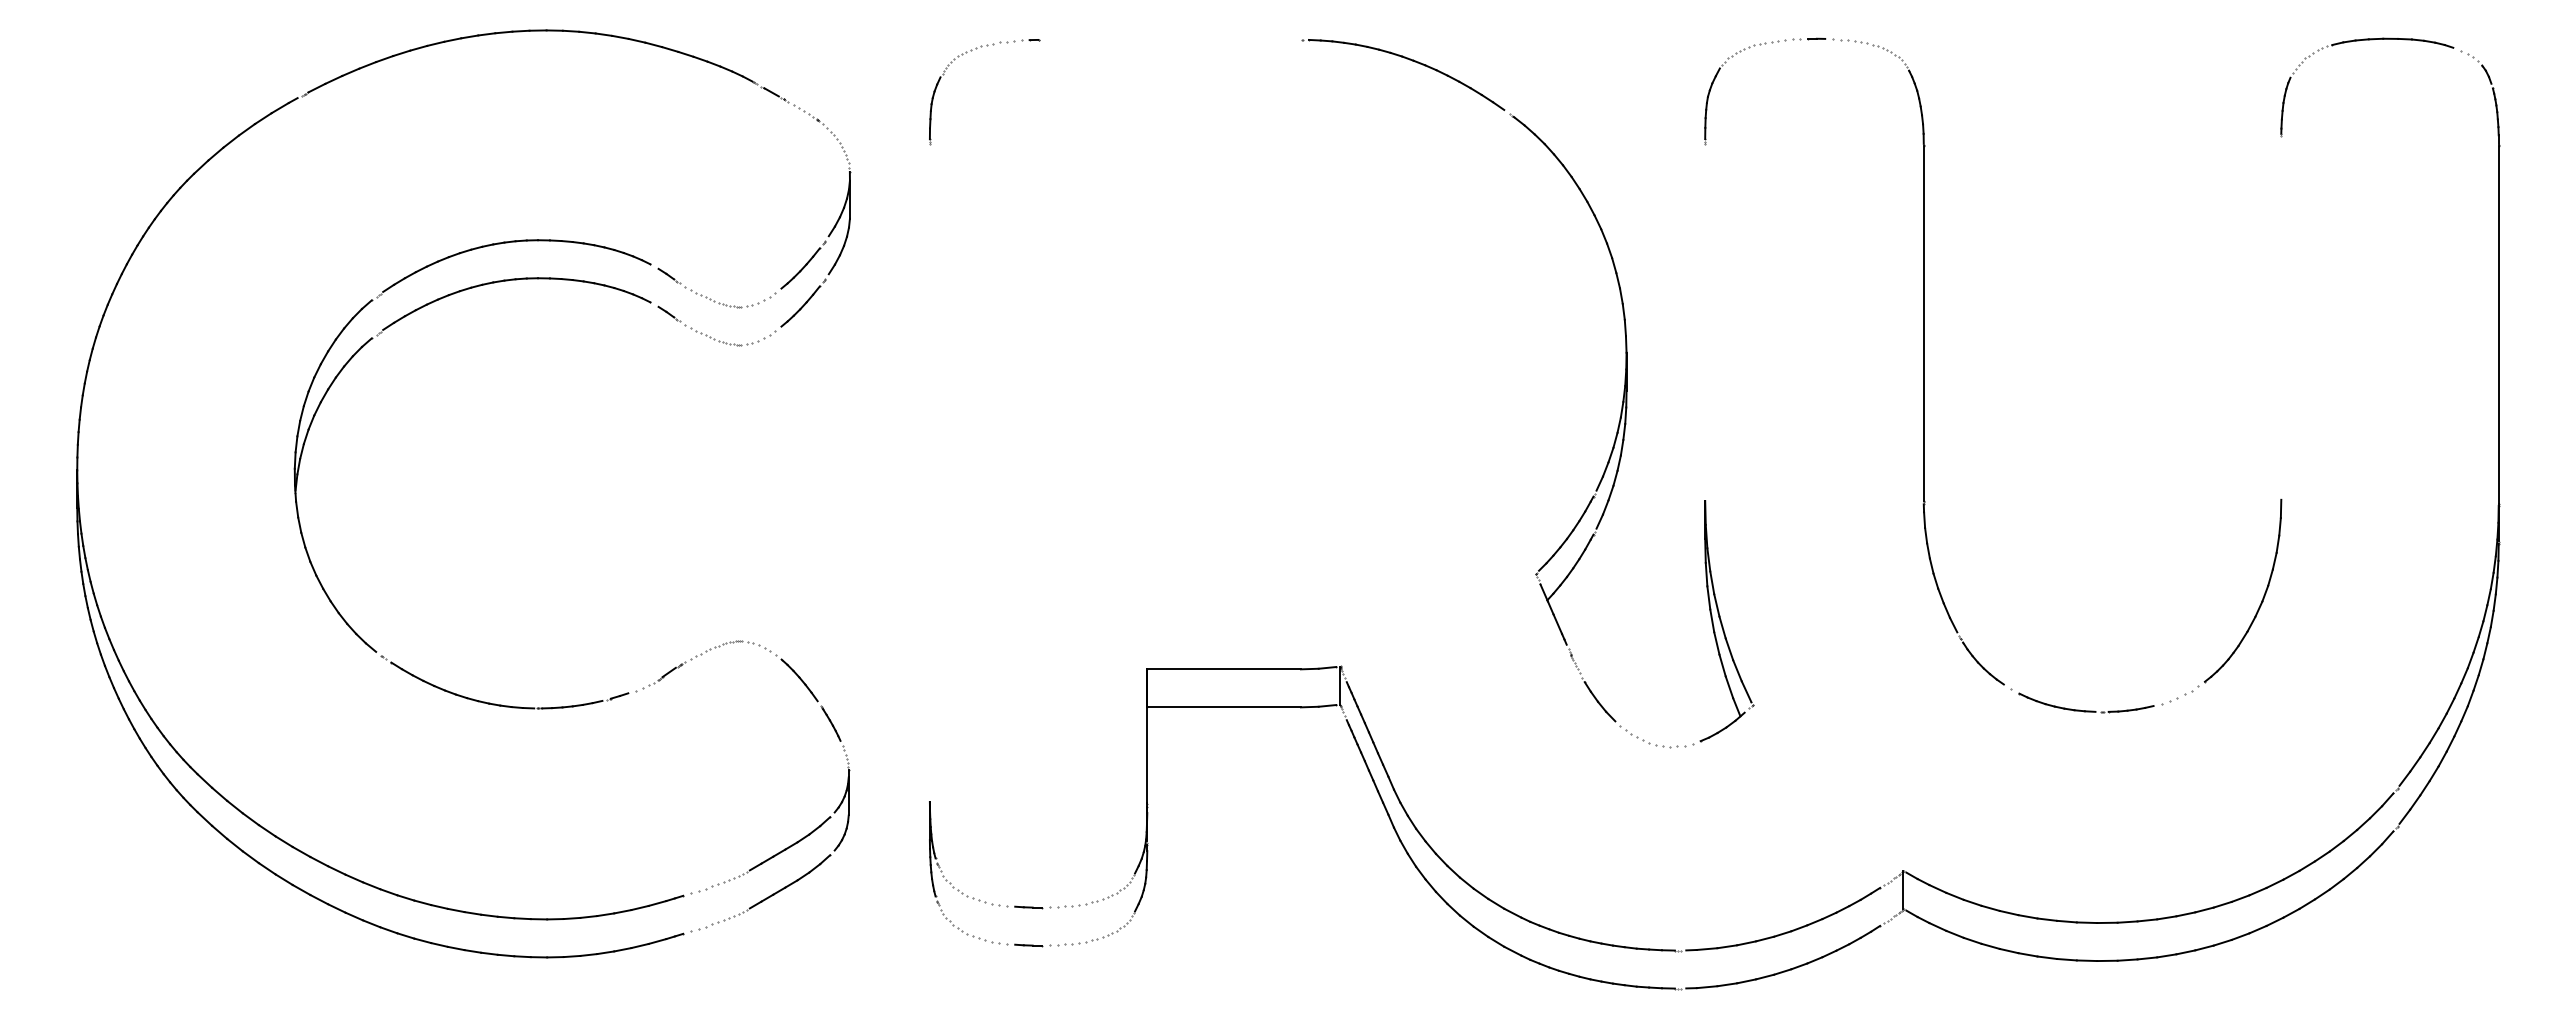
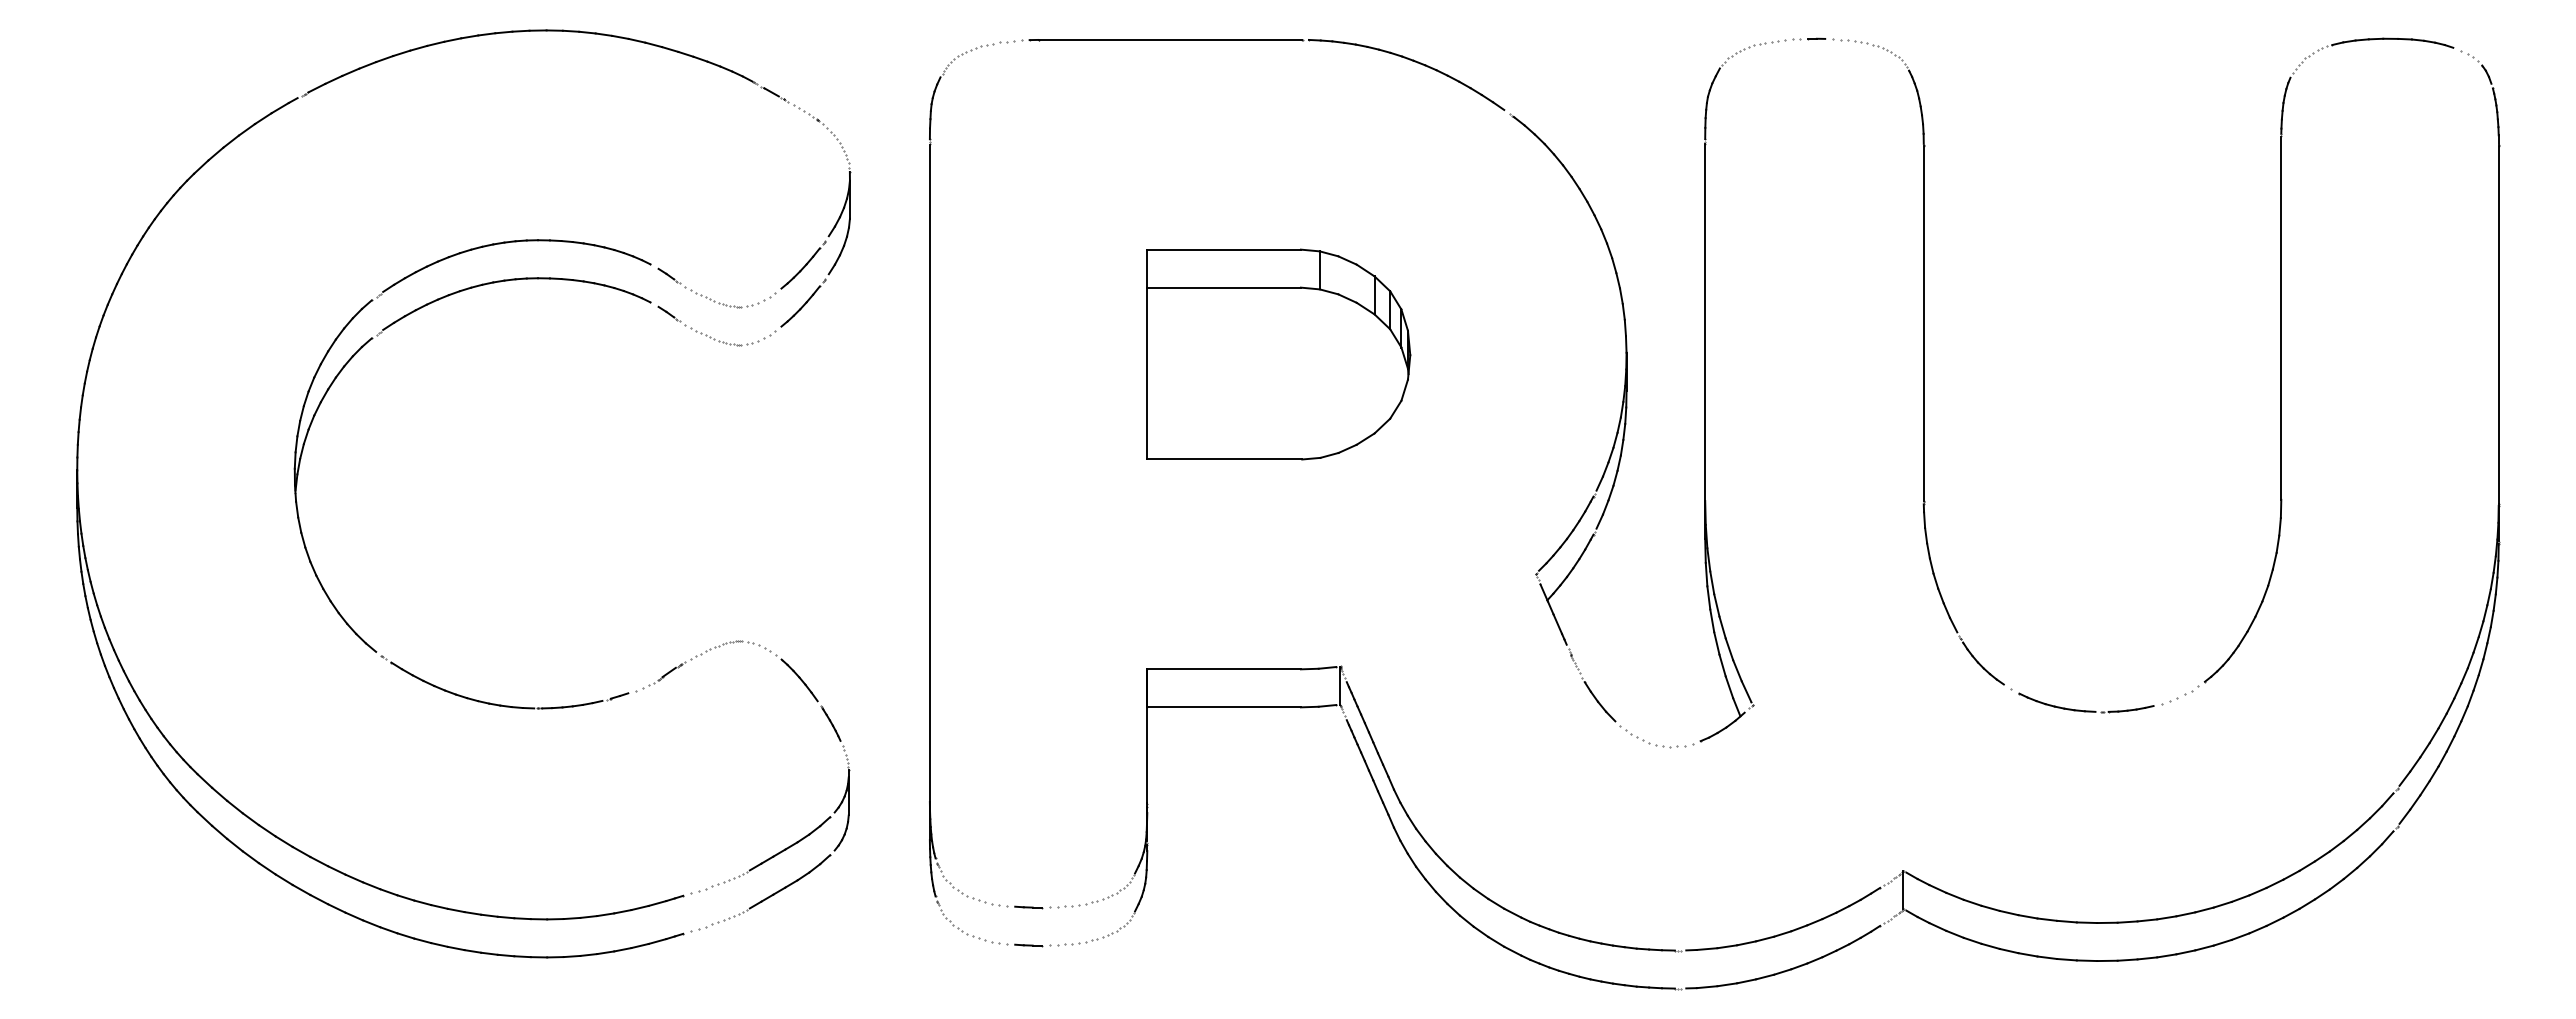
line: none -> present (1170, 39)
line: none -> present (2281, 318)
line: none -> present (1705, 322)
part: none -> present (1278, 354)
line: none -> present (929, 473)
